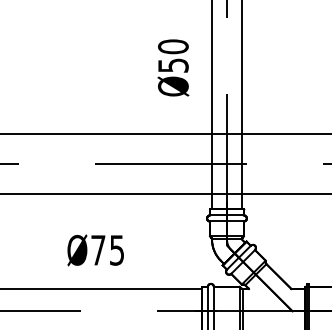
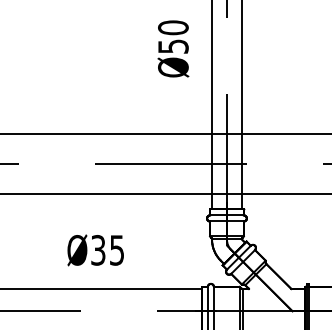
text position: (173, 67) -> (173, 48) (173, 48)
text: Ø75 -> Ø35 (98, 250)
